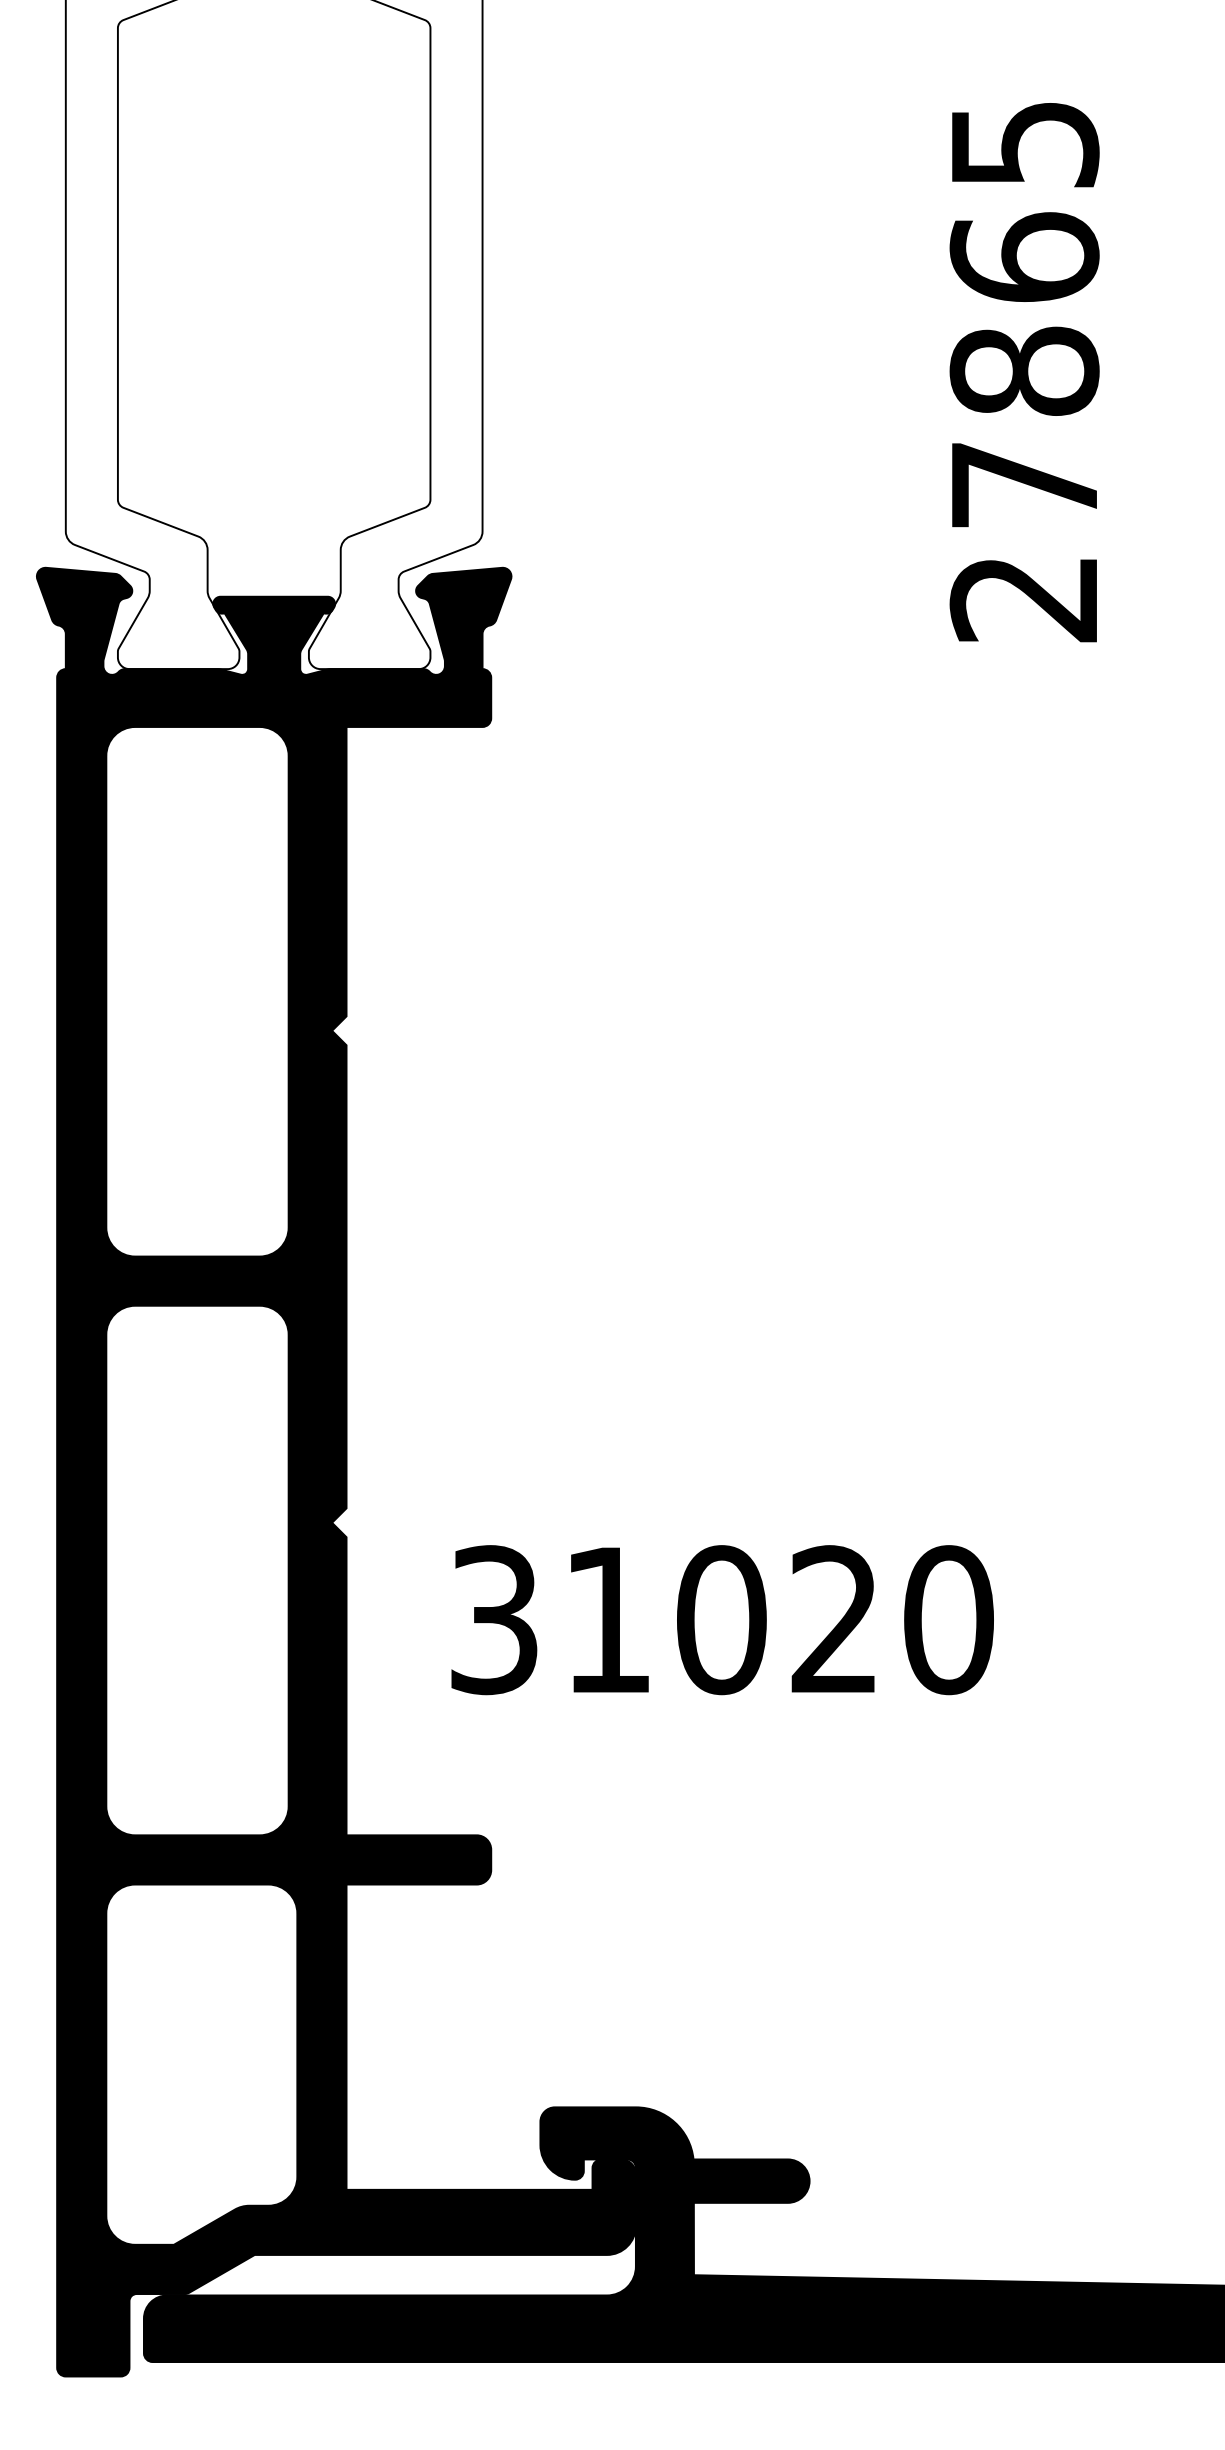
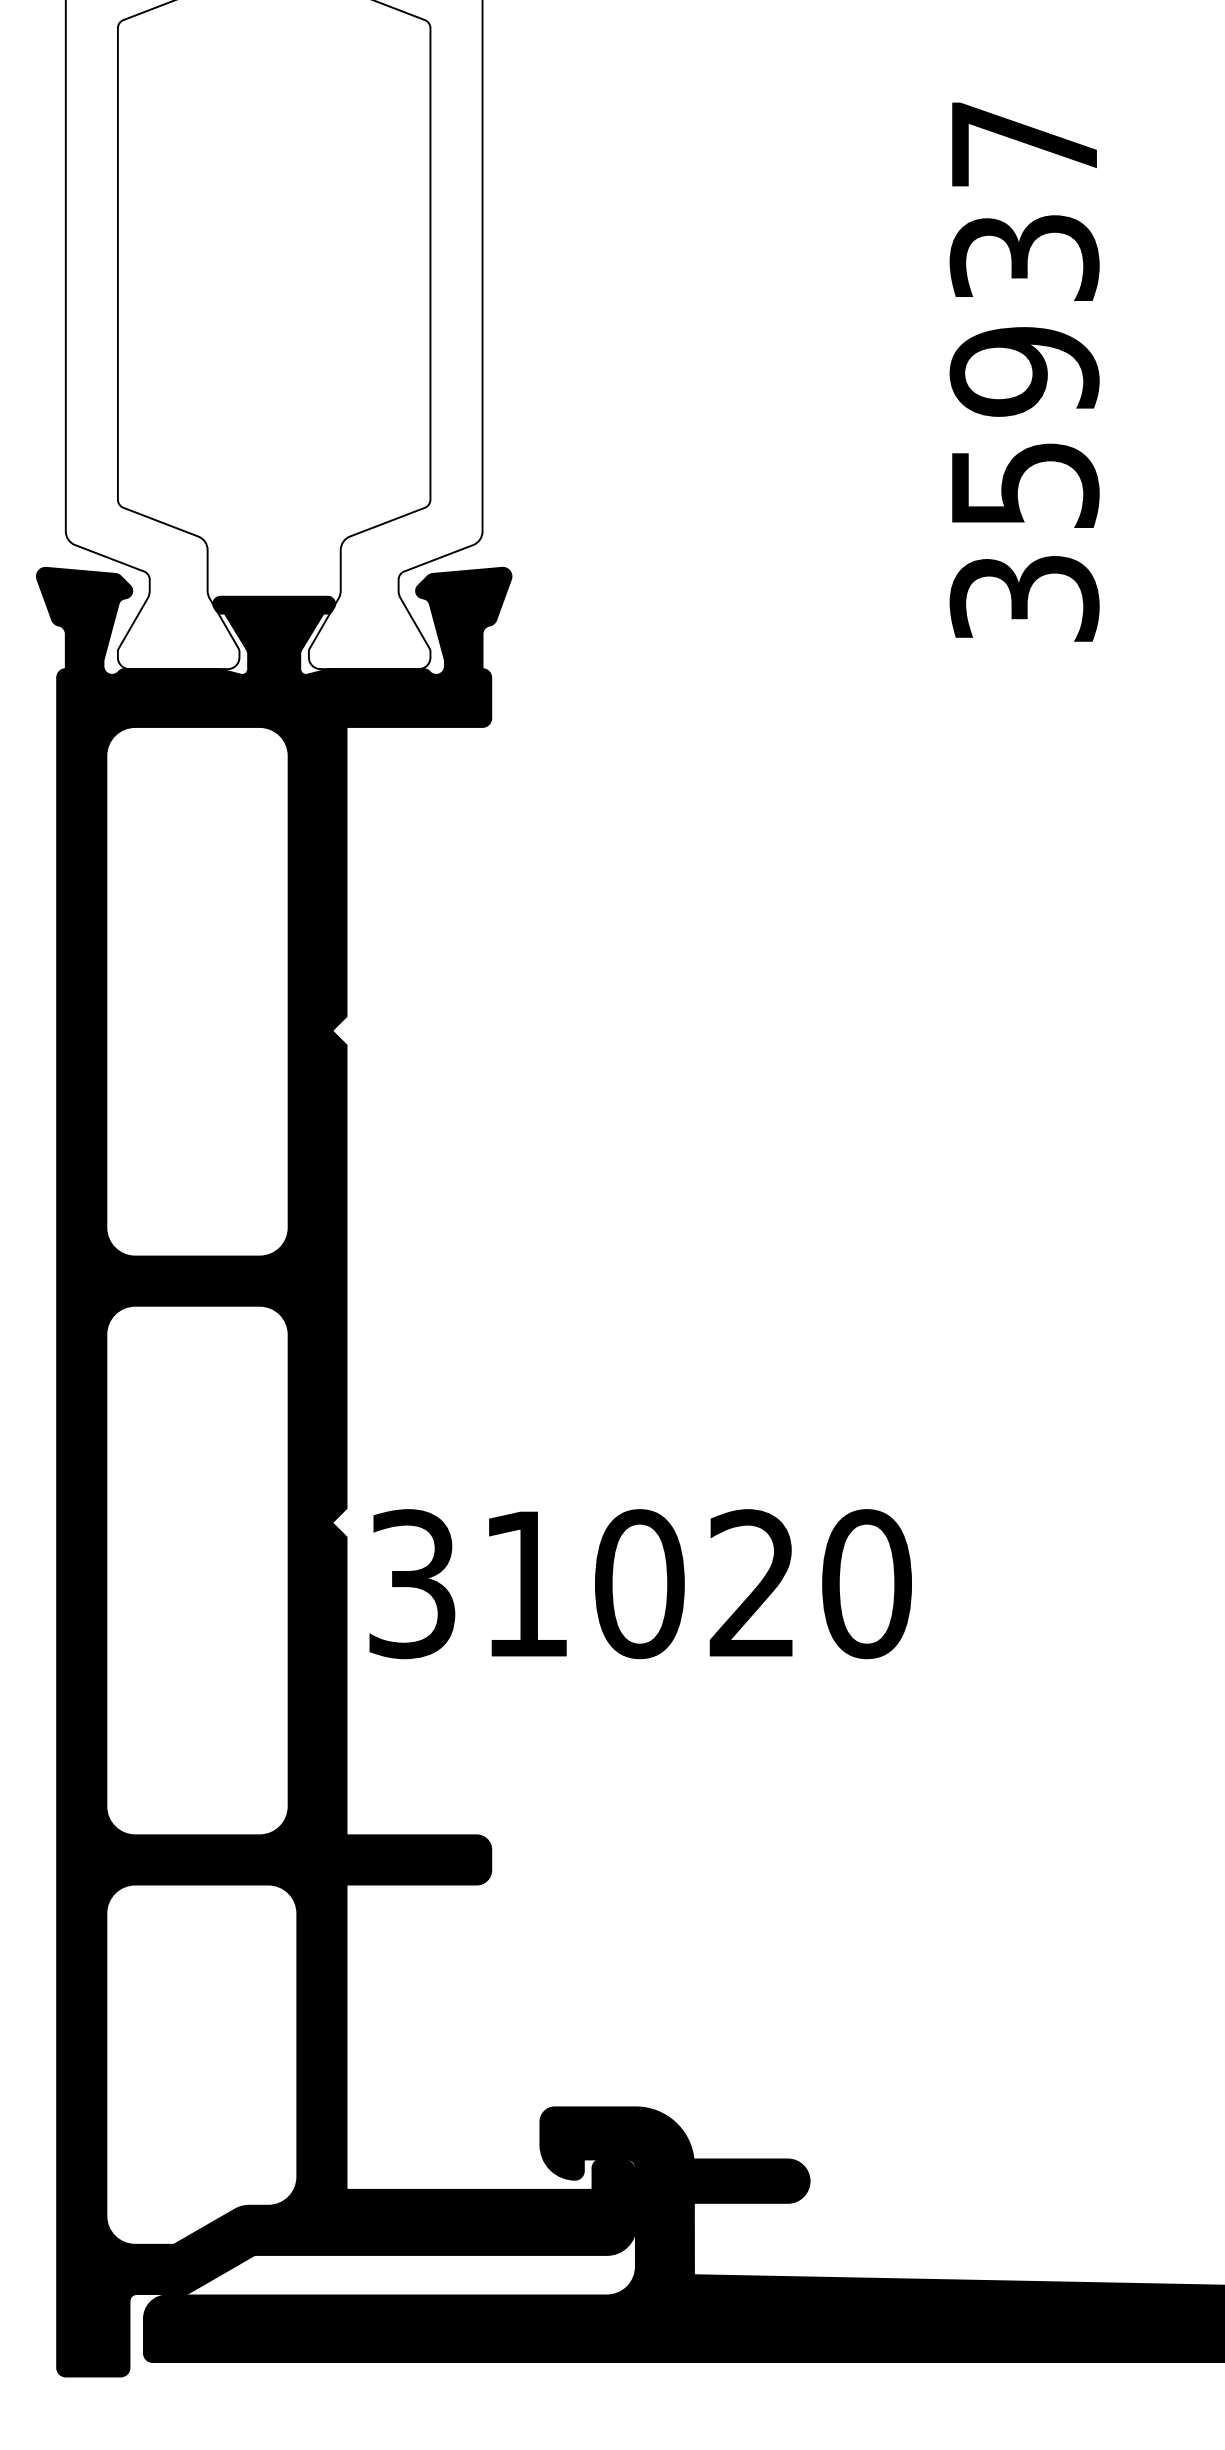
text: 27865 -> 35937 (1024, 372)
text position: (722, 1620) -> (640, 1584) (640, 1584)
